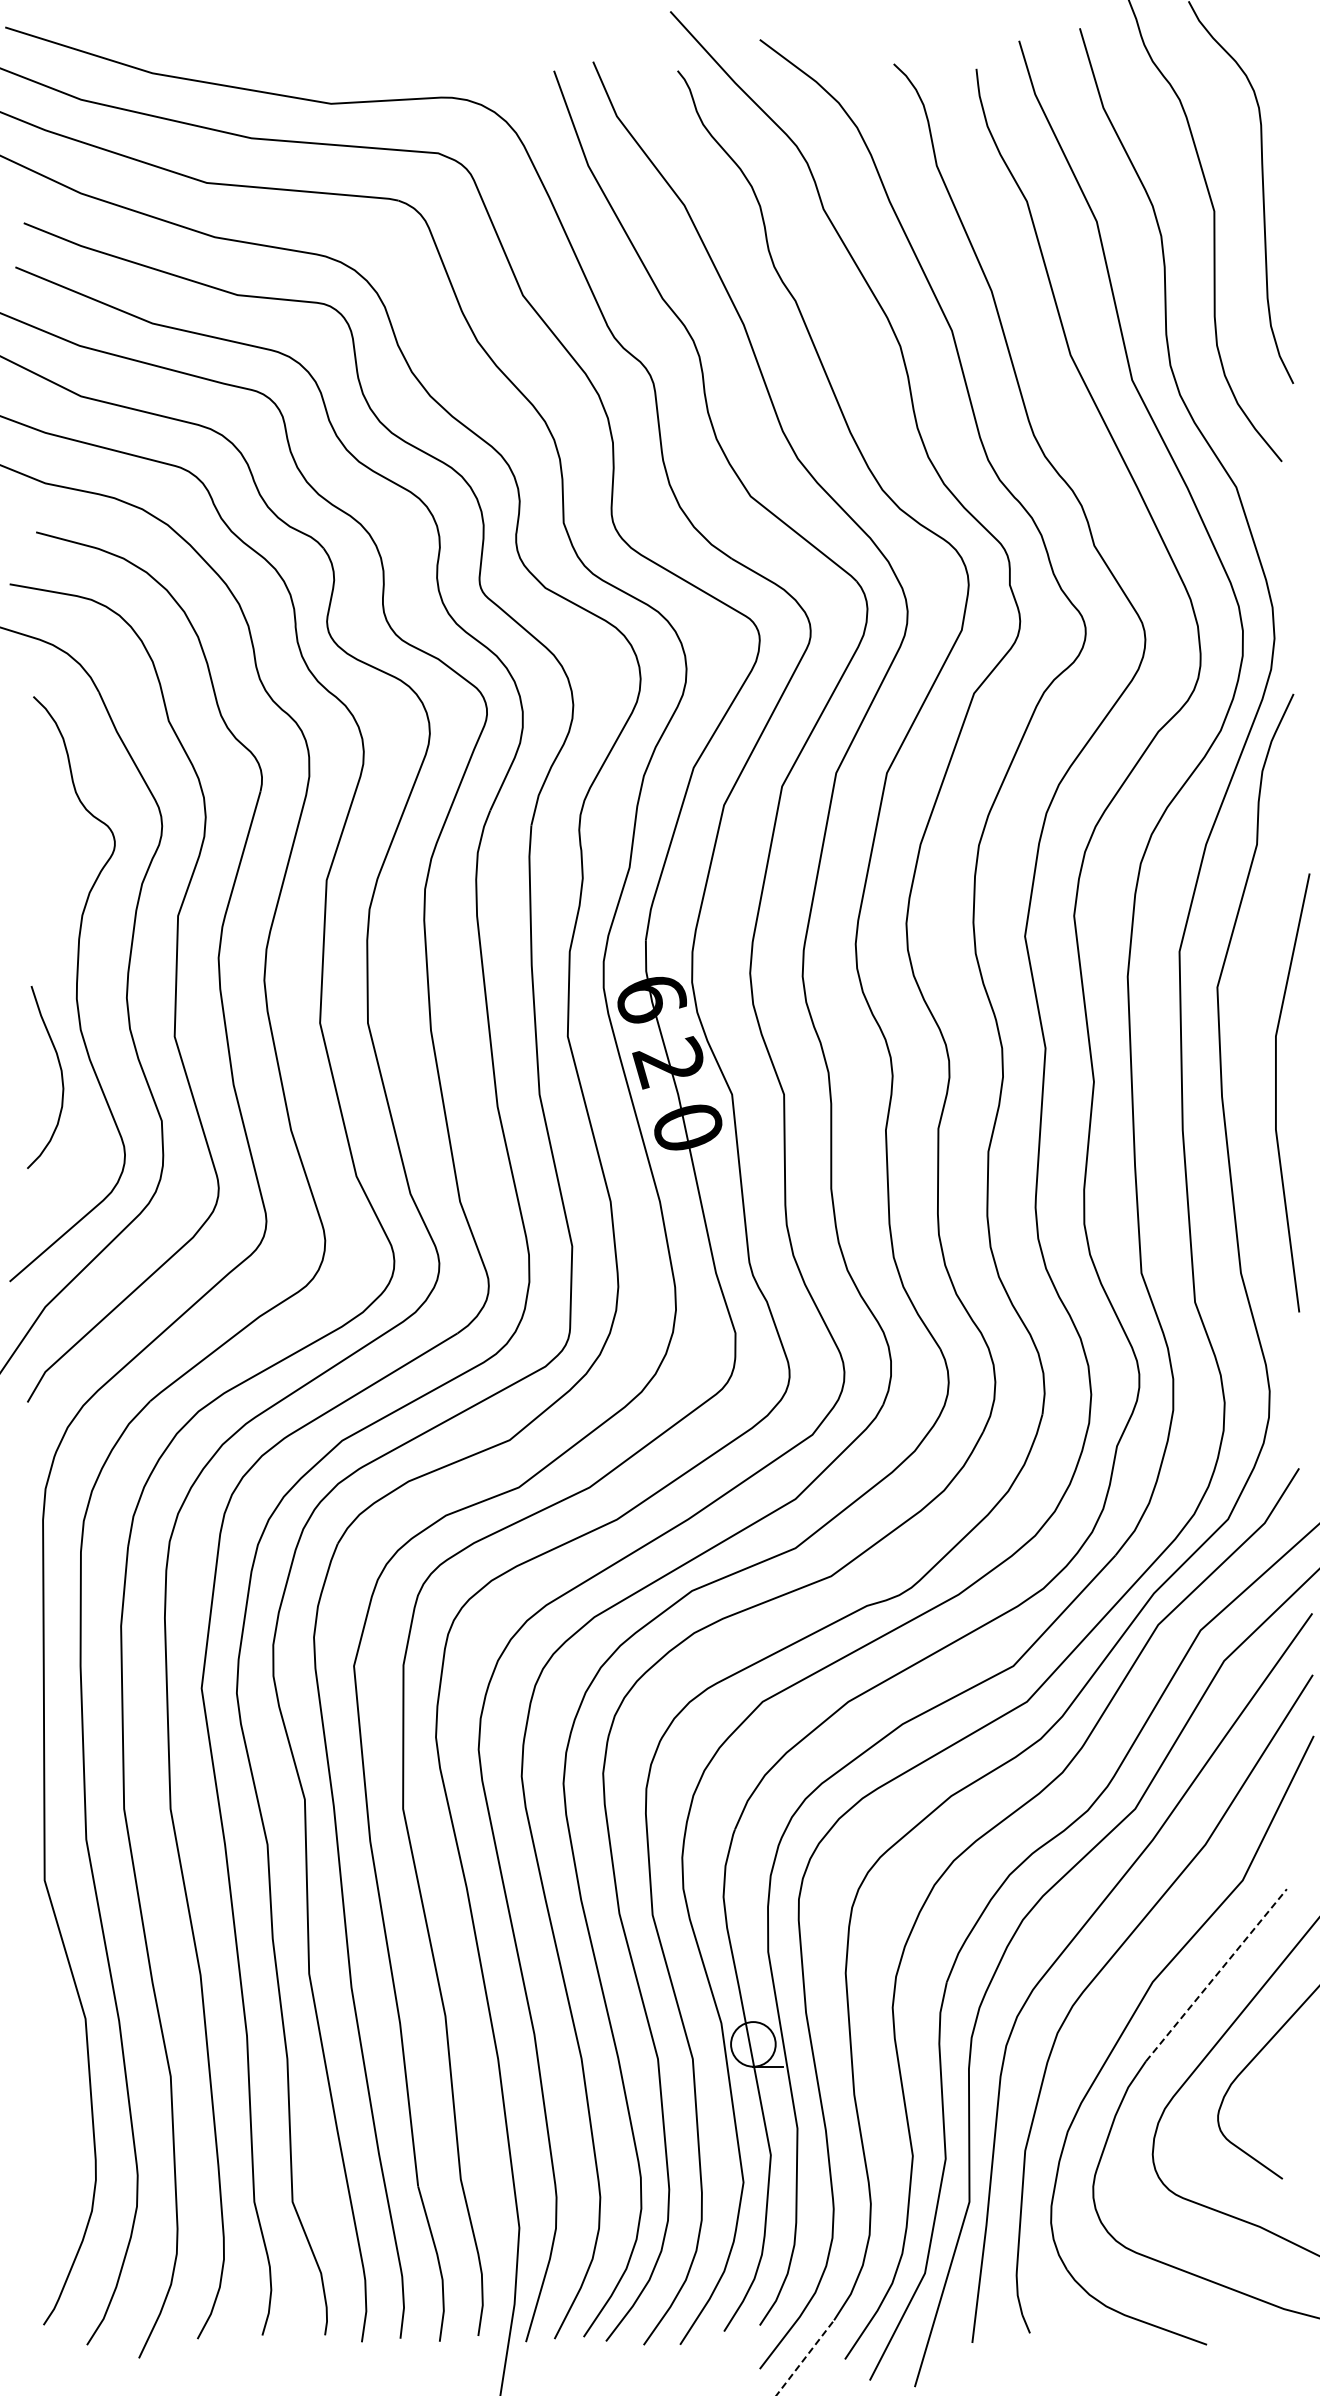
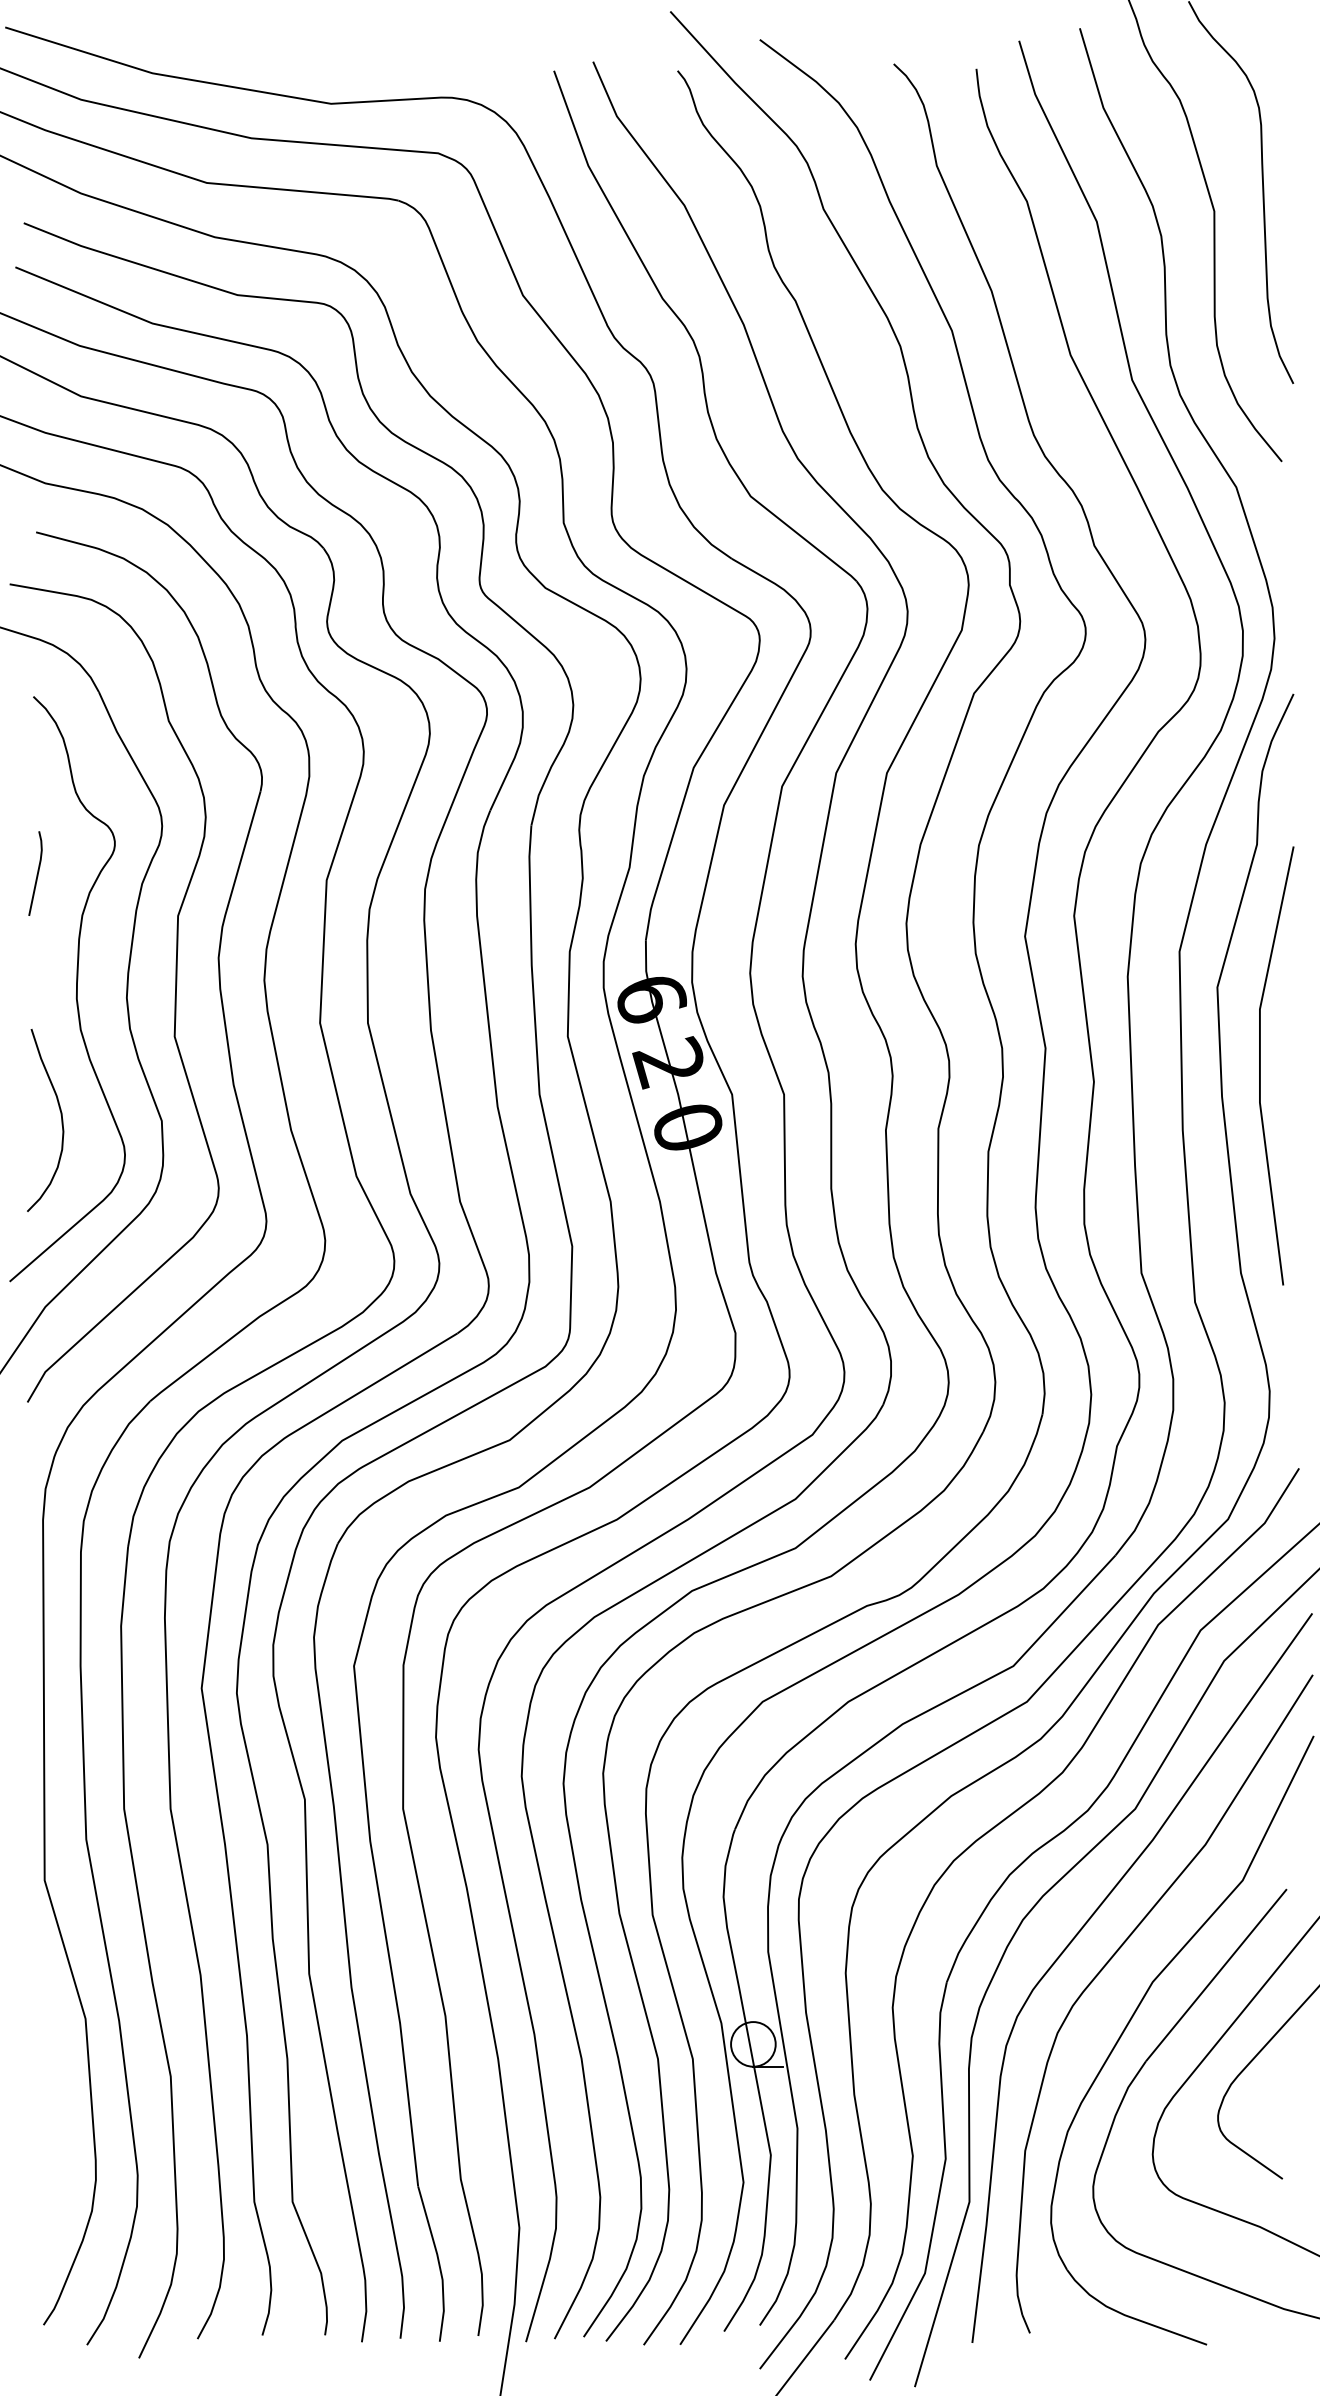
line: none -> present (36, 874)
curve position: (60, 1072) -> (60, 1115) (60, 1115)
line position: (1276, 1092) -> (1260, 1065) (1260, 1065)
line: dashed -> solid (1216, 1974)
line: dashed -> solid (805, 2357)
